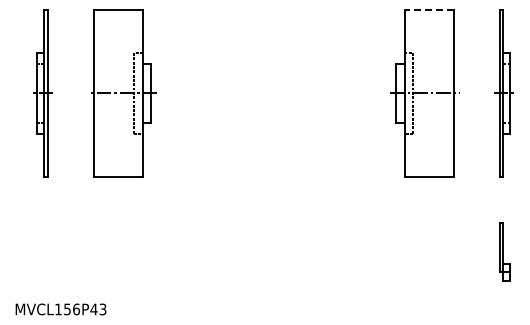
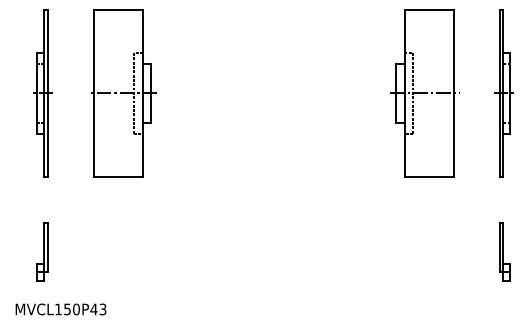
line: dashed -> solid (429, 9)
part: none -> present (42, 251)
text: MVCL156P43 -> MVCL150P43 (76, 308)
